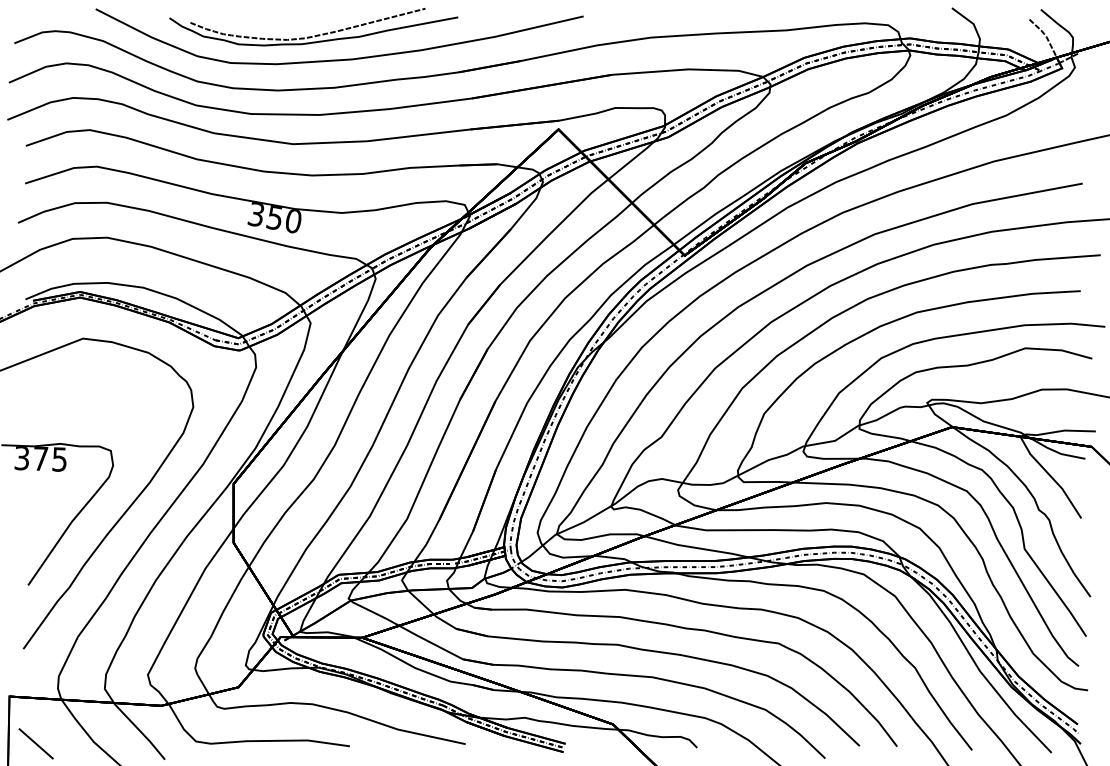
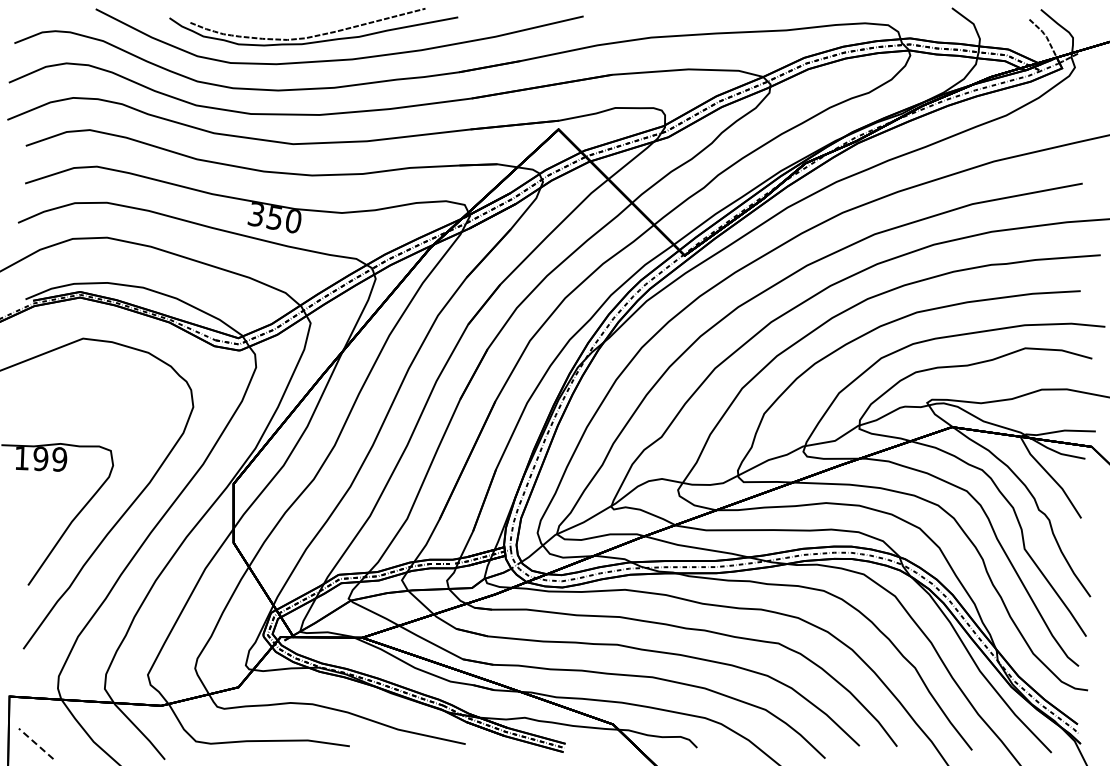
text: 375 -> 199 (40, 458)
line: solid -> dashed (35, 743)
